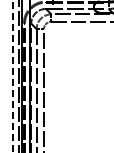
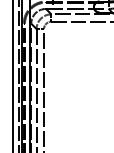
line: dashed -> solid (13, 76)
